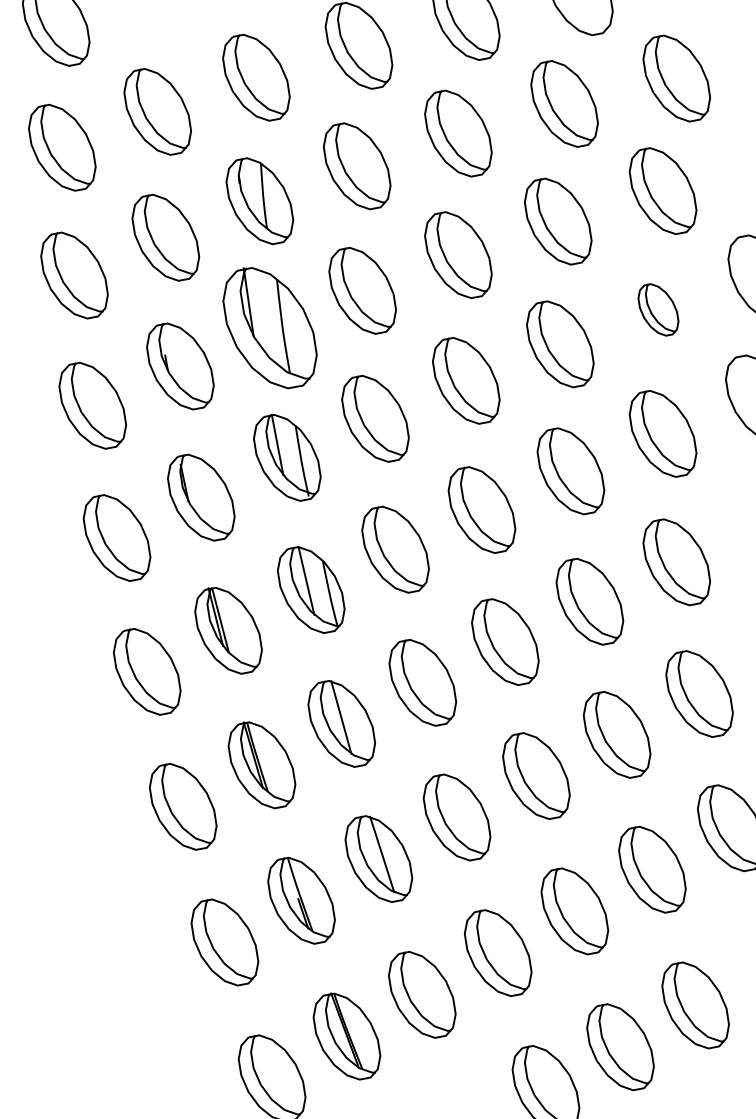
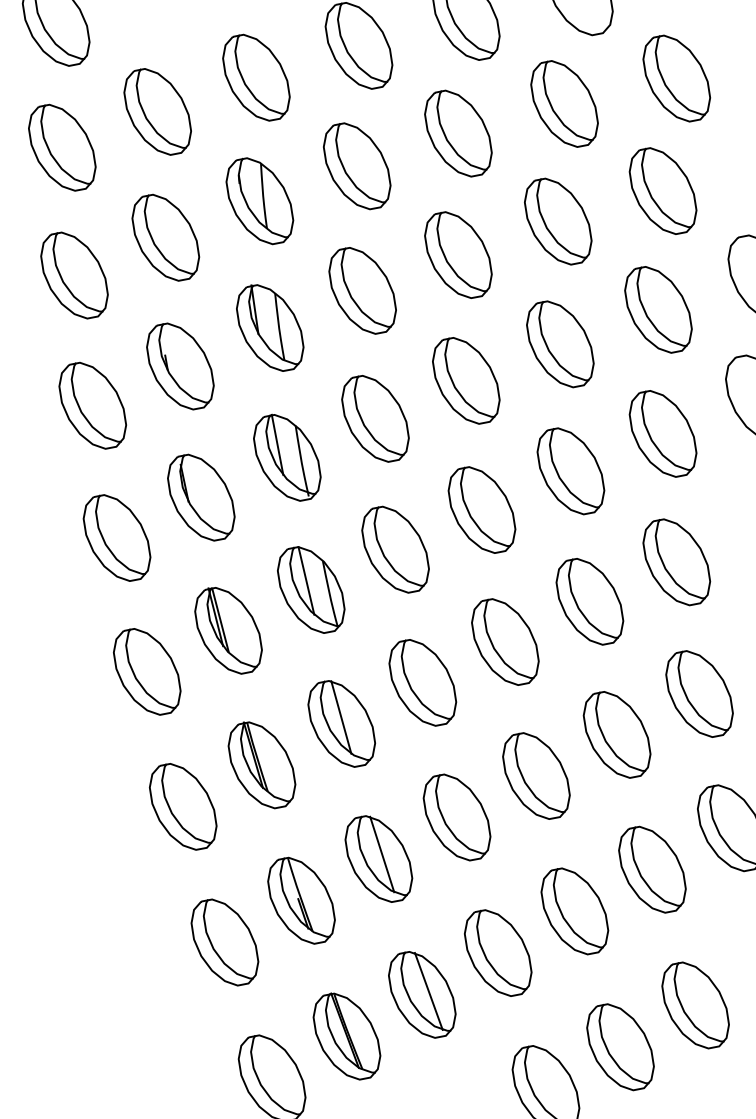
part size: 43x54 px -> 69x88 px (658, 309)
part size: 96x123 px -> 69x88 px (270, 327)
line: none -> present (428, 991)
